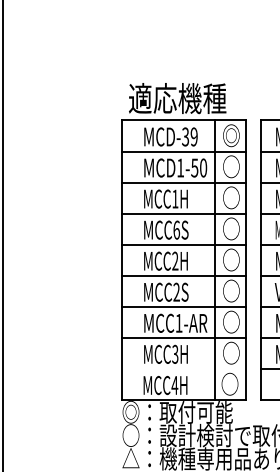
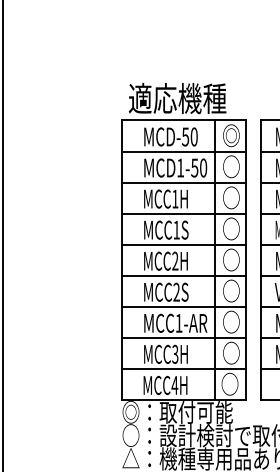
text: MCD-39 -> MCD-50 (189, 136)
text: MCC6S -> MCC1S (176, 229)
line: none -> present (183, 368)
